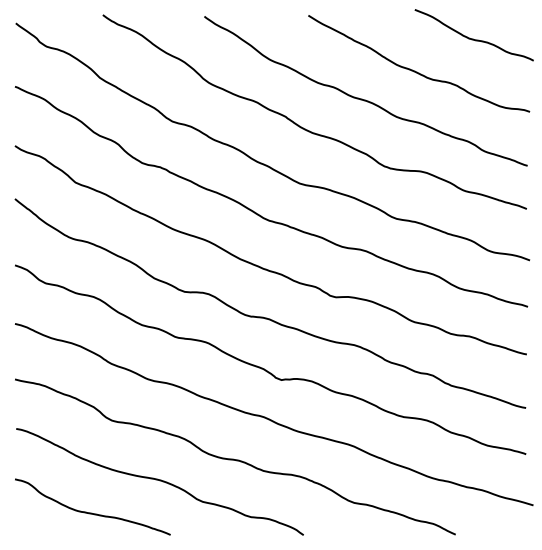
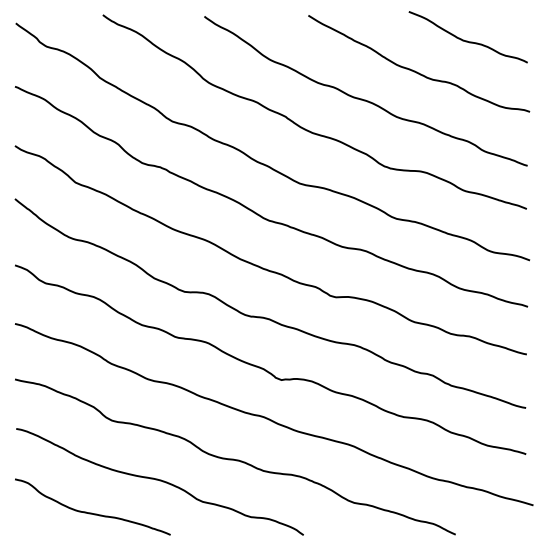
curve position: (473, 38) -> (467, 40) (467, 40)
